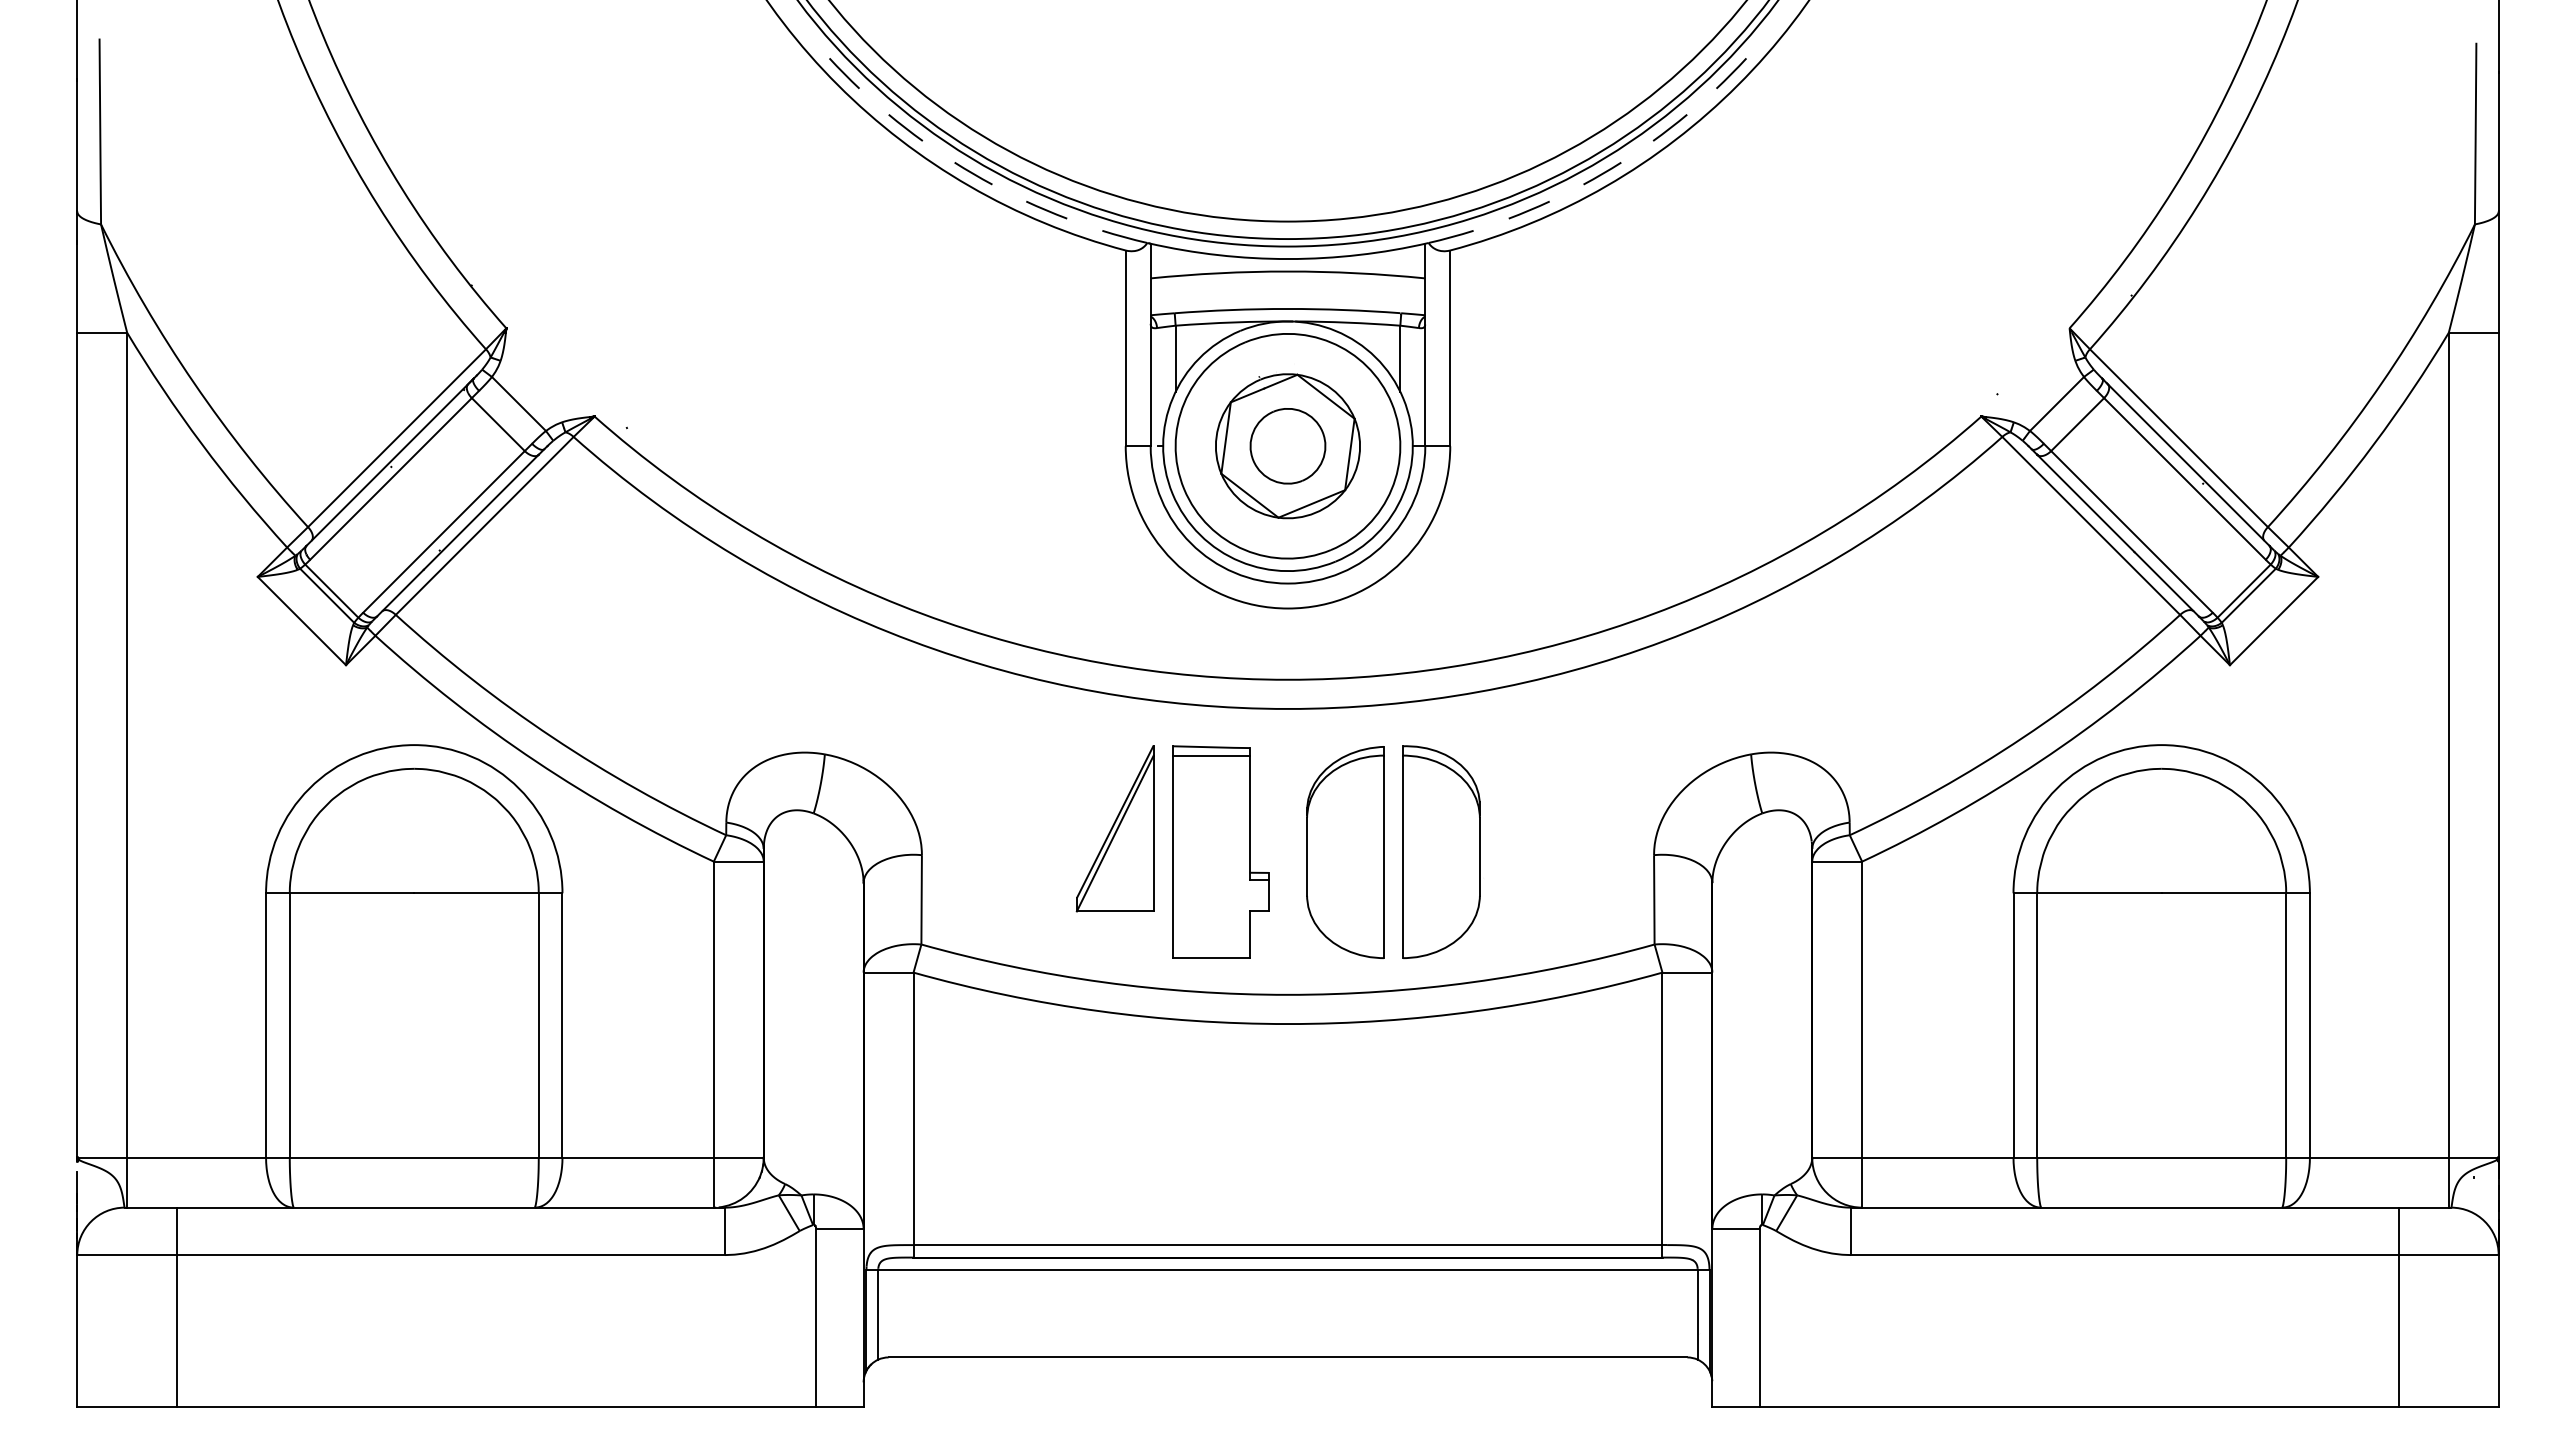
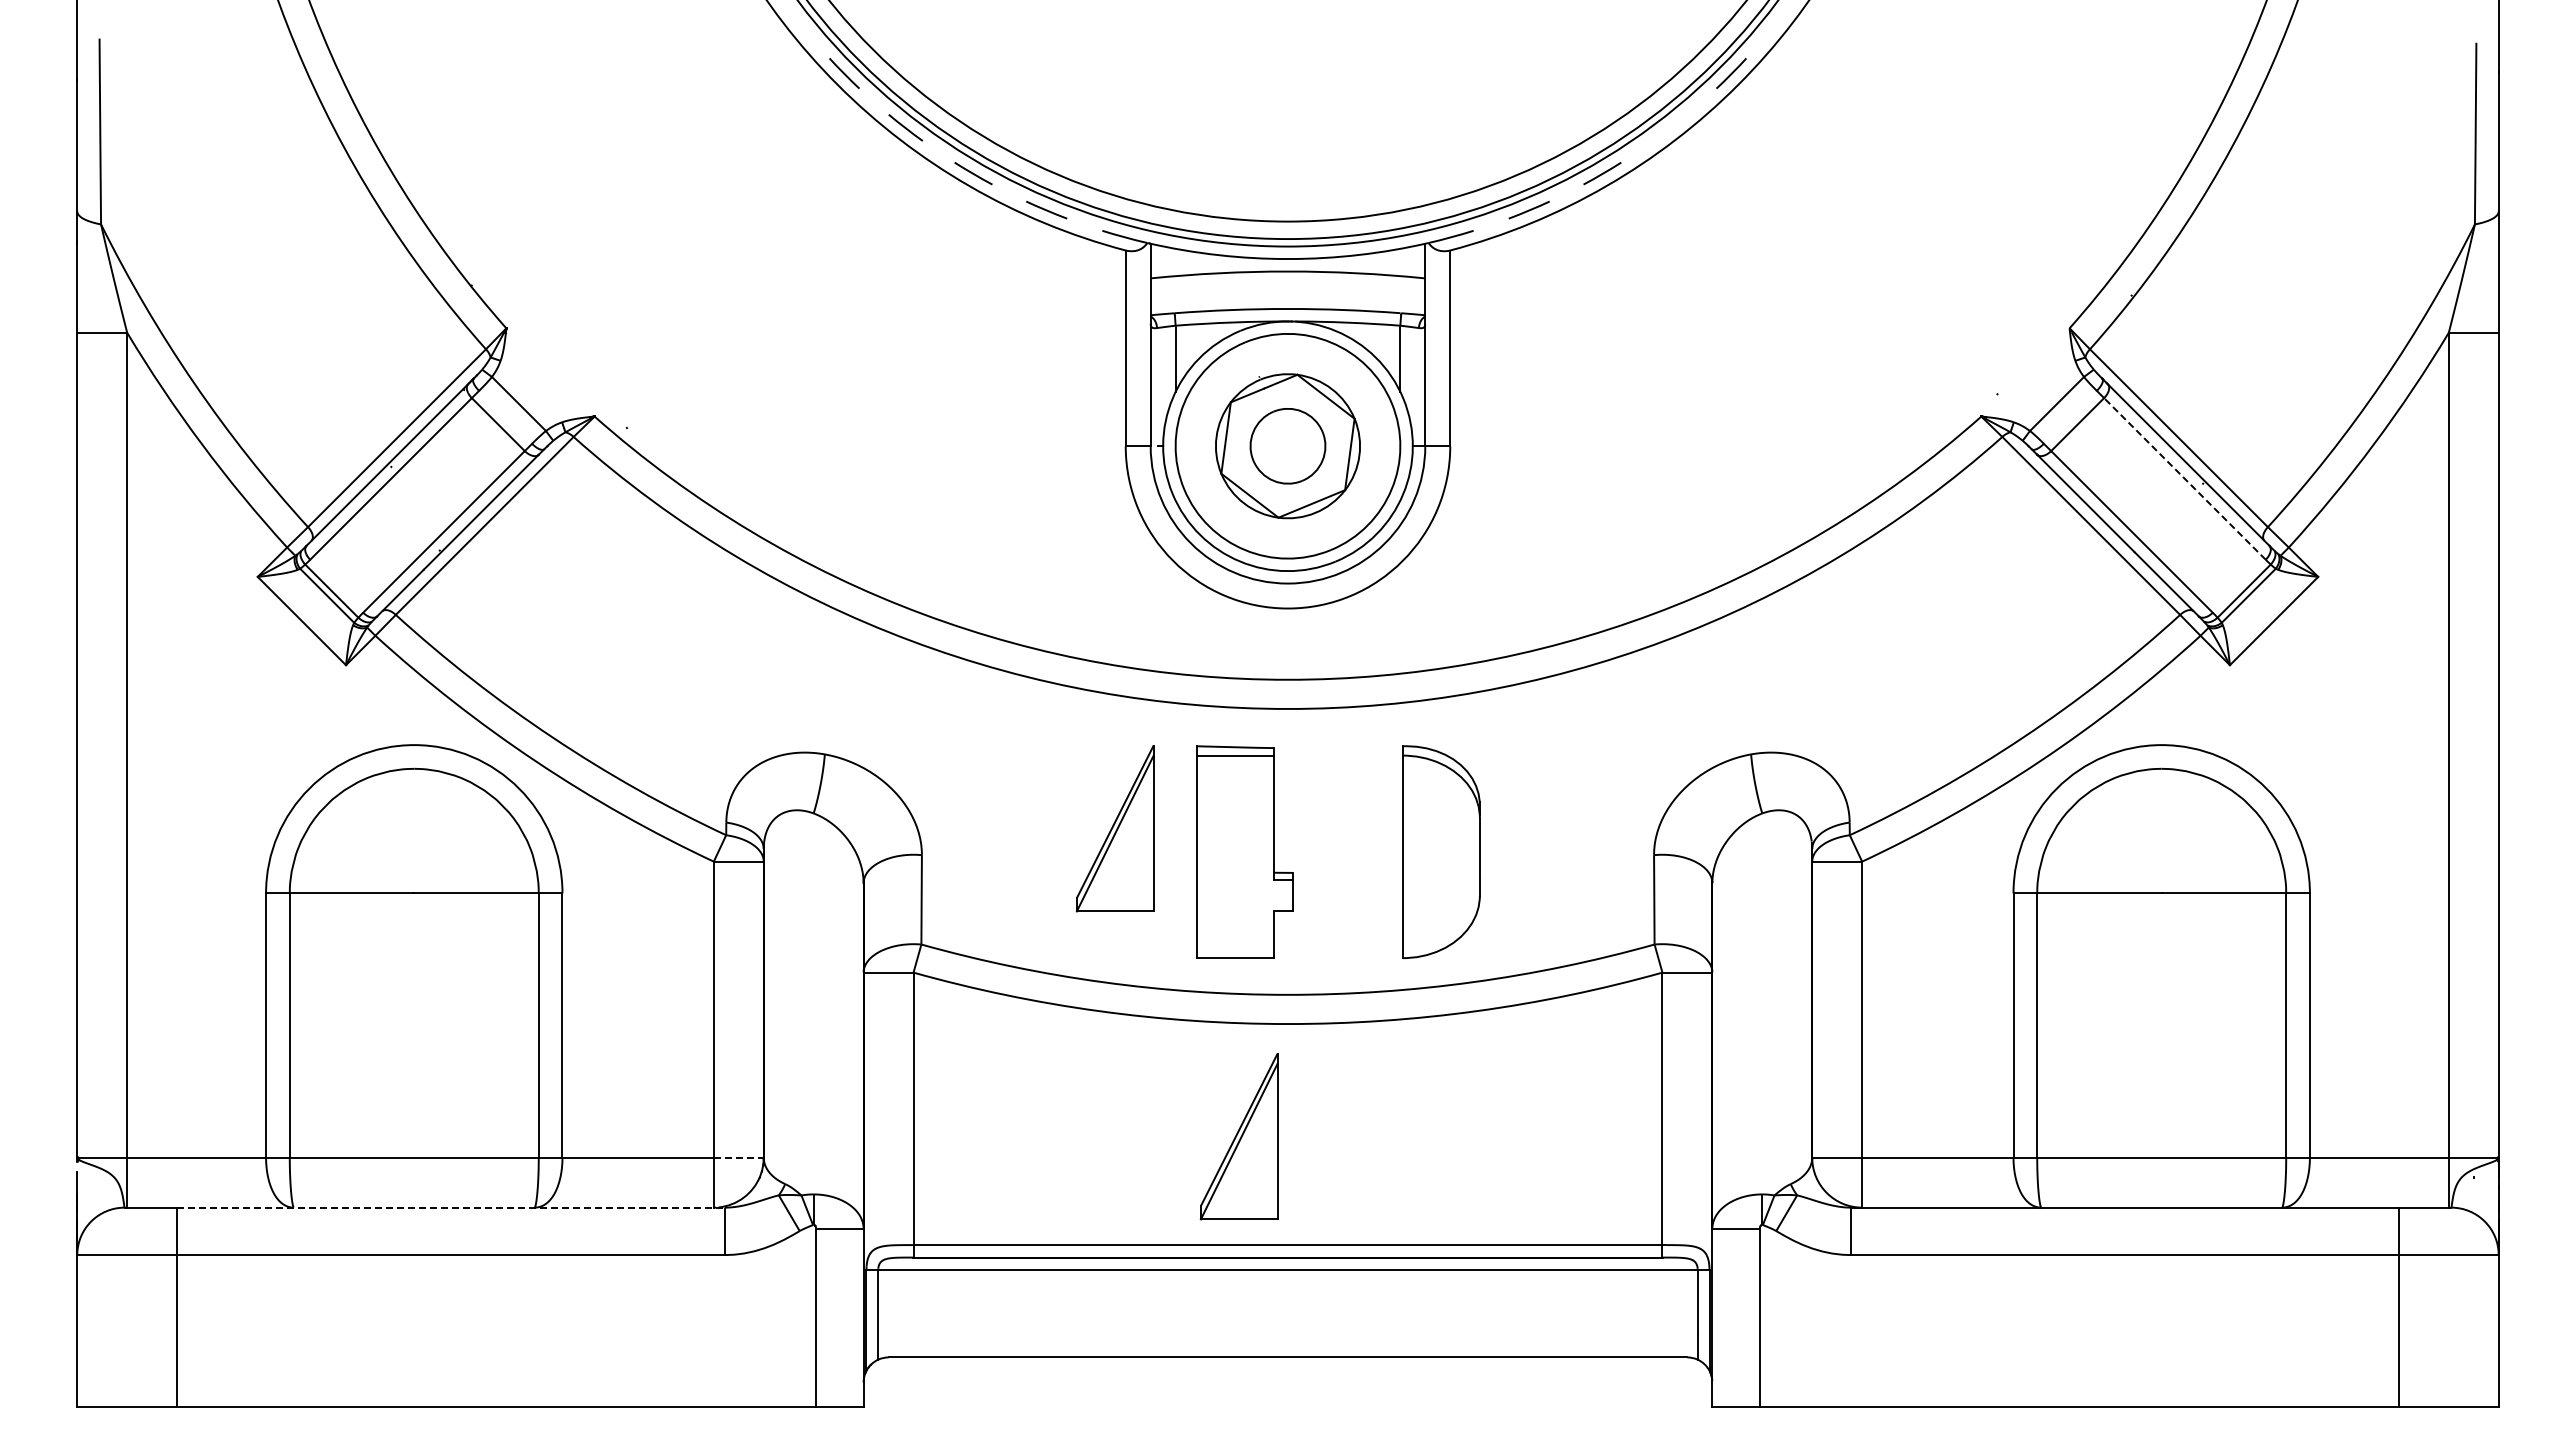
line: present -> none (1669, 127)
line: solid -> dashed (2184, 478)
part position: (1220, 851) -> (1244, 851) (1244, 851)
part: present -> none (1345, 852)
part: none -> present (1238, 1136)
line: solid -> dashed (738, 1157)
line: solid -> dashed (451, 1207)
